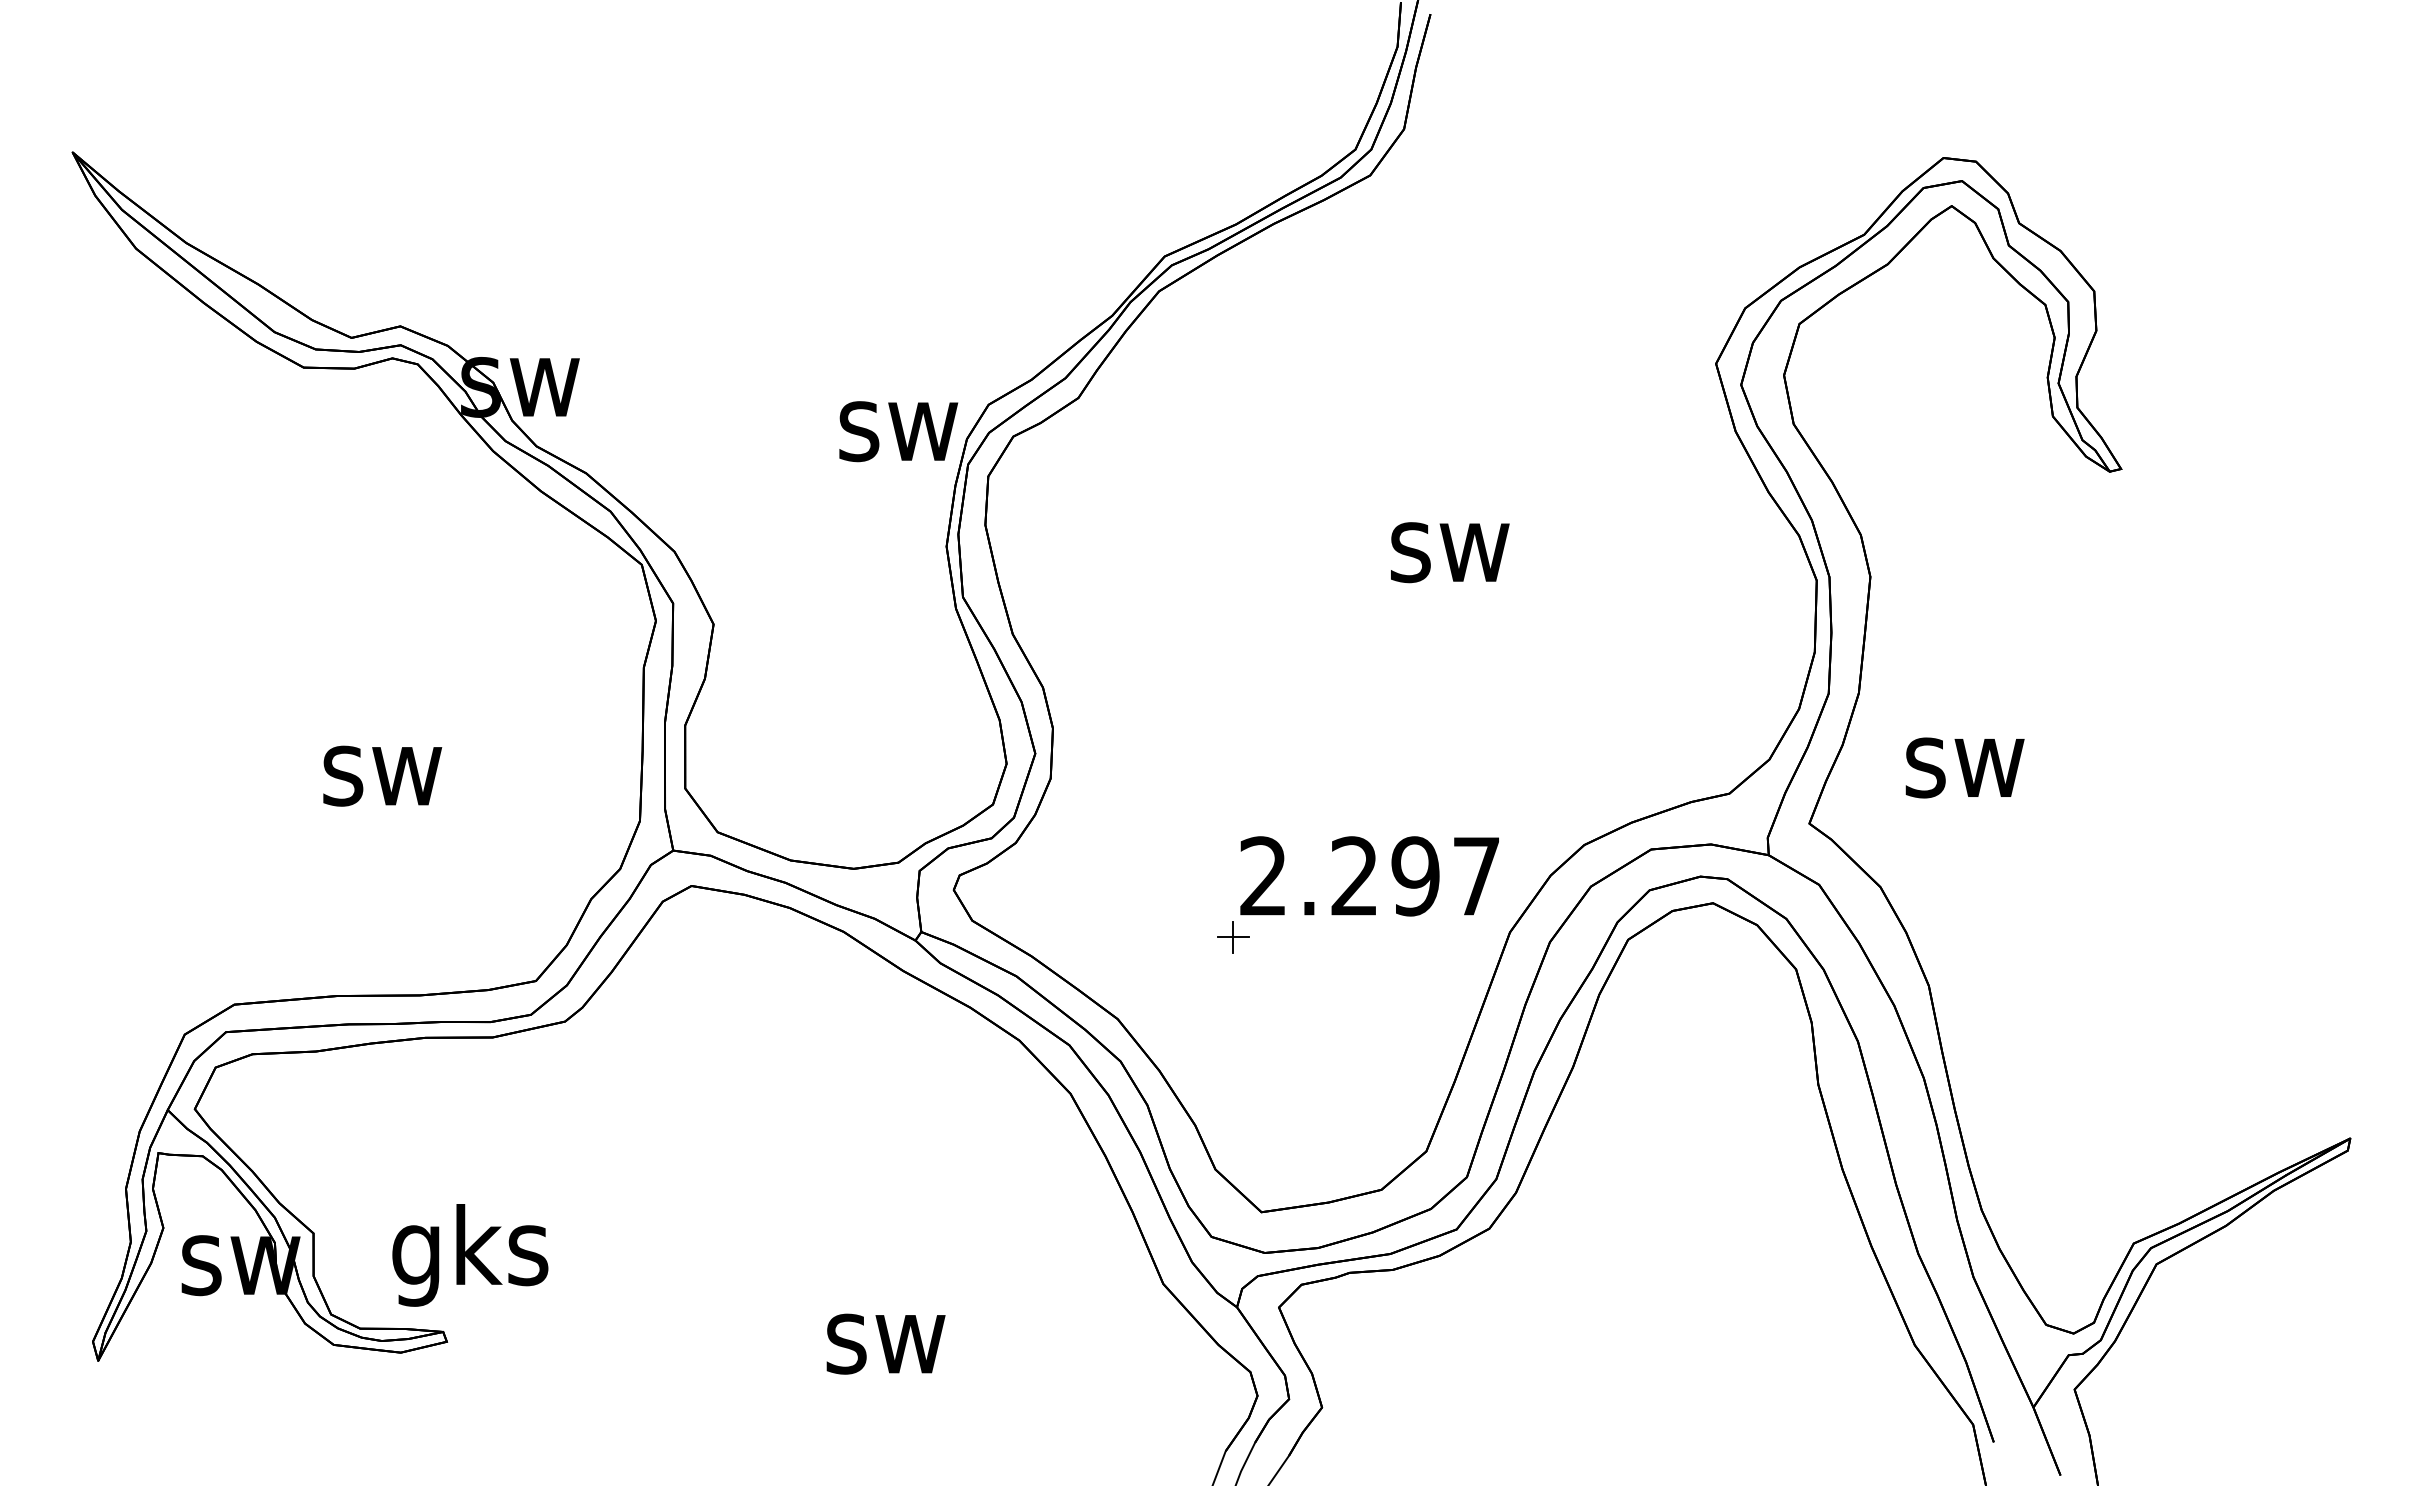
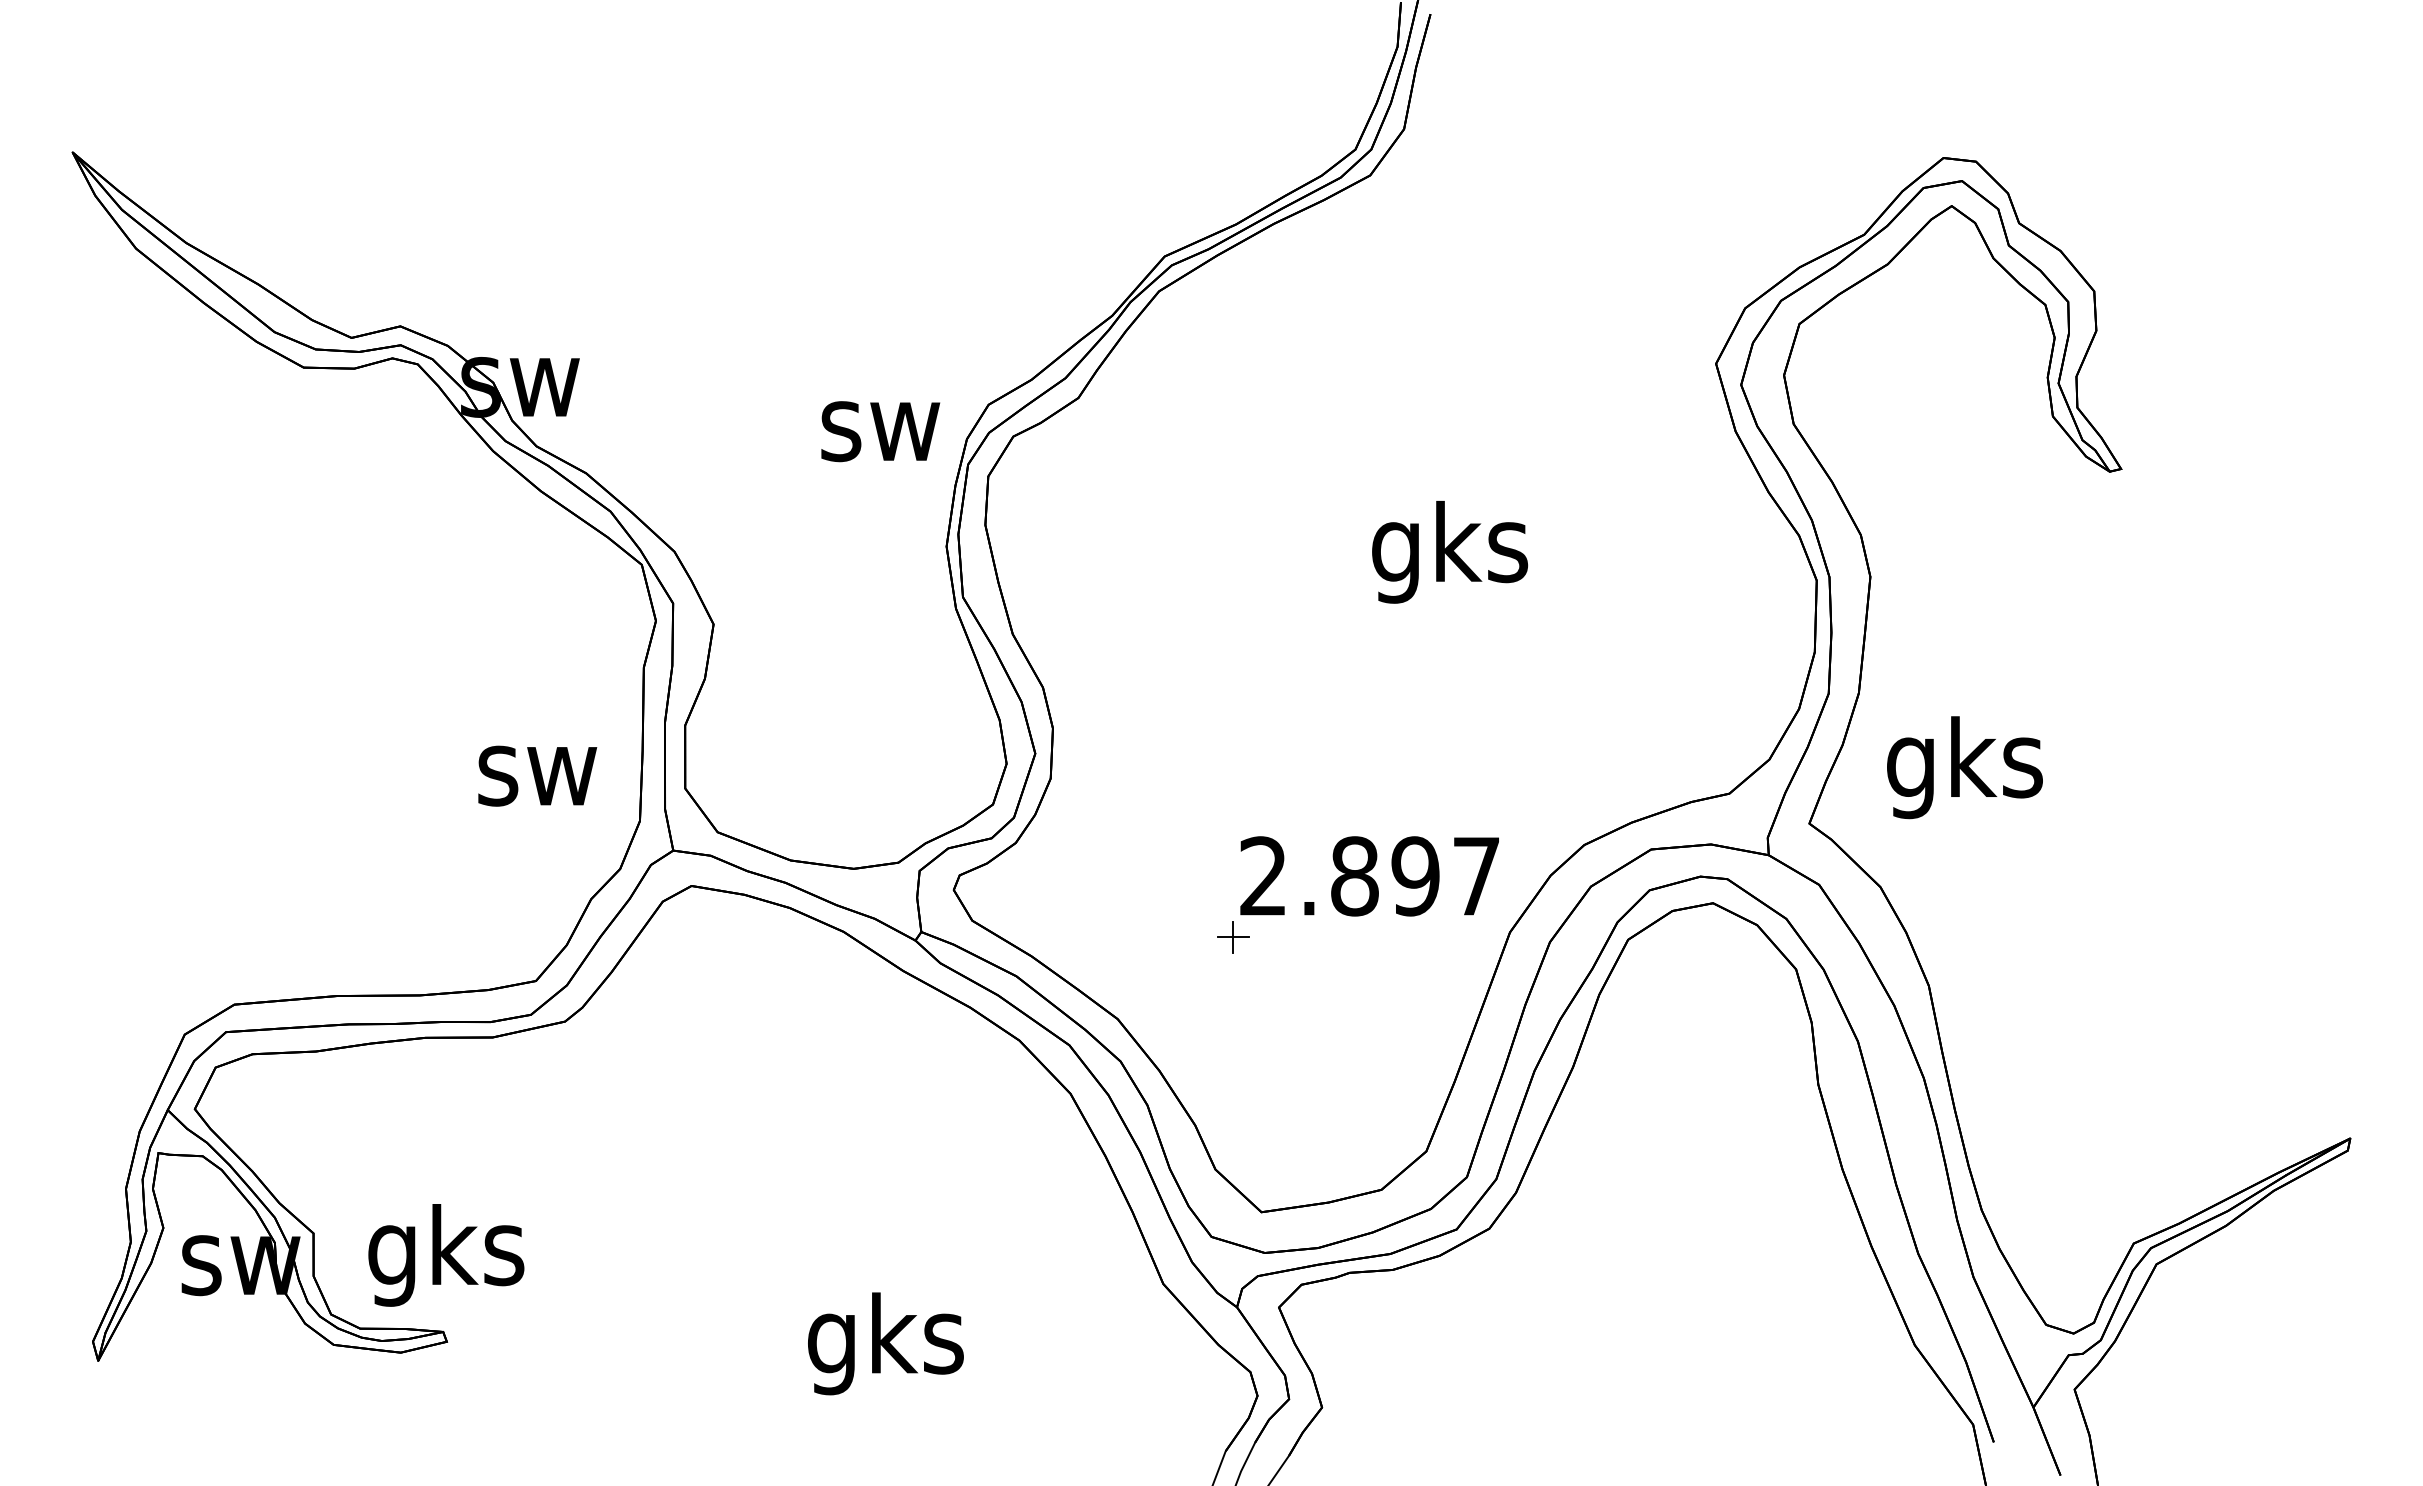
text position: (898, 431) -> (880, 431) (880, 431)
text: sw -> gks (1450, 552)
text: sw -> gks (1964, 767)
text position: (382, 775) -> (537, 775) (537, 775)
text: 2.297 -> 2.897 (1354, 876)
text position: (470, 1255) -> (446, 1255) (446, 1255)
text: sw -> gks (885, 1343)
